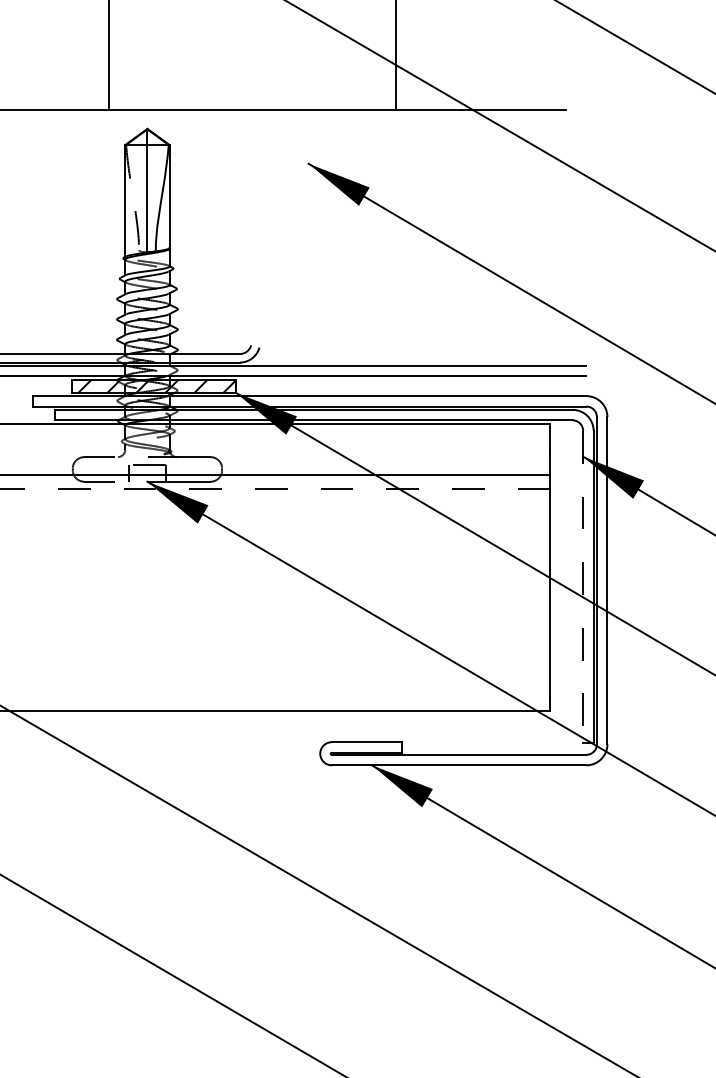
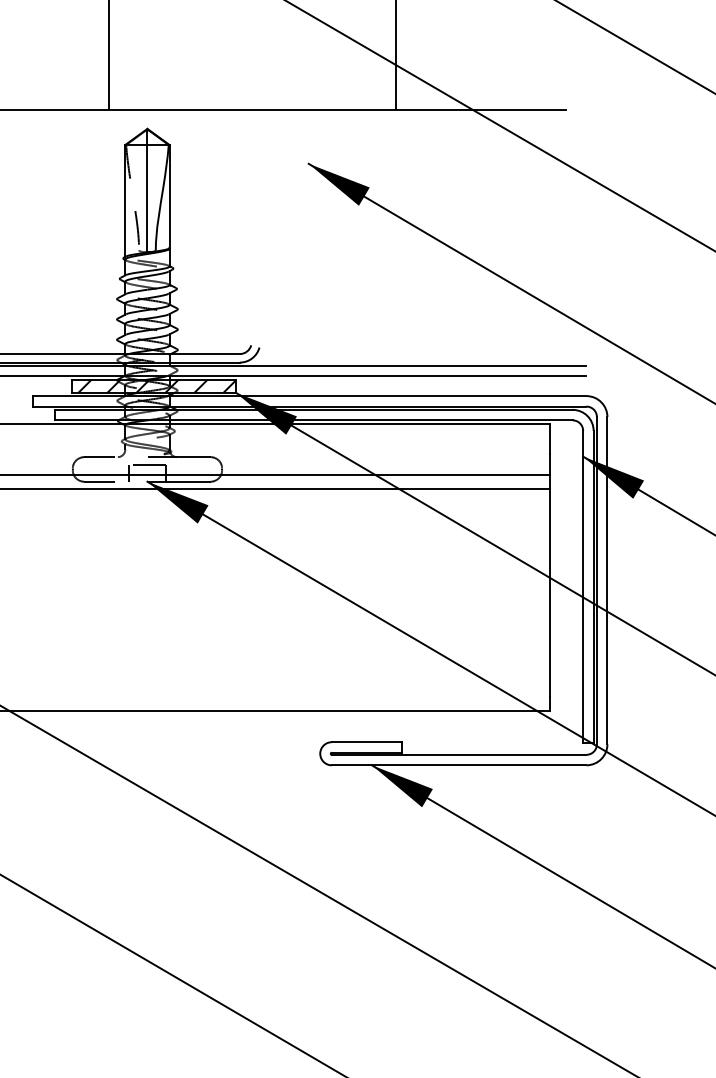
line: dashed -> solid (275, 488)
line: dashed -> solid (583, 587)
